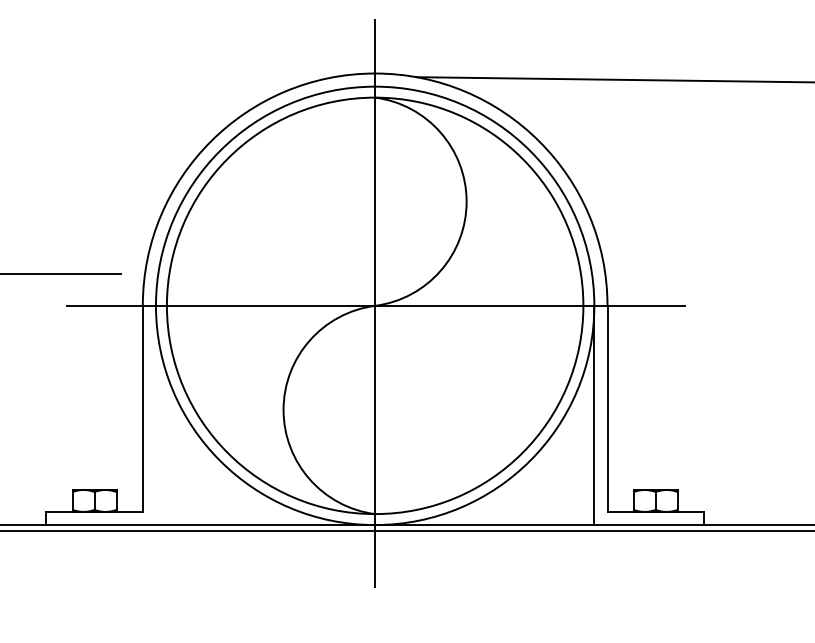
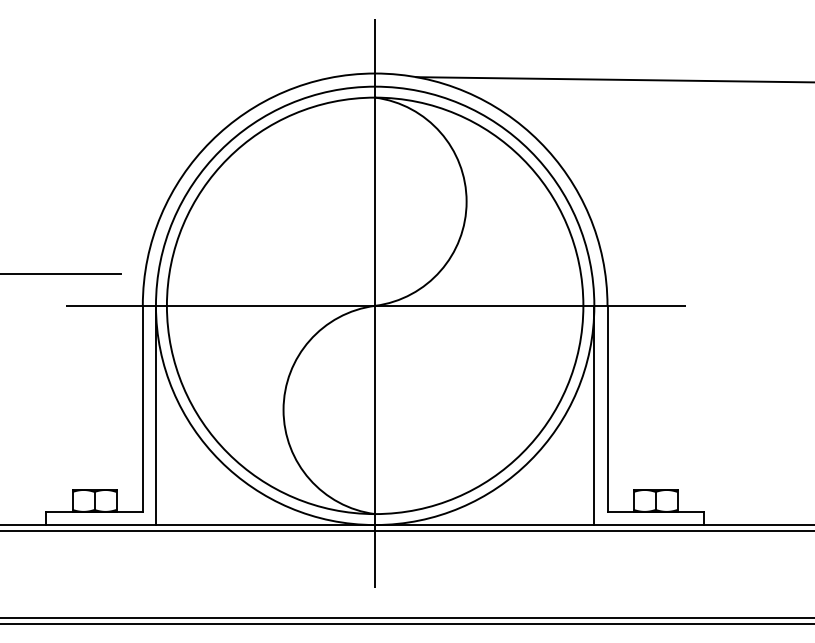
line: none -> present (155, 415)
line: none -> present (406, 618)
line: none -> present (406, 623)
